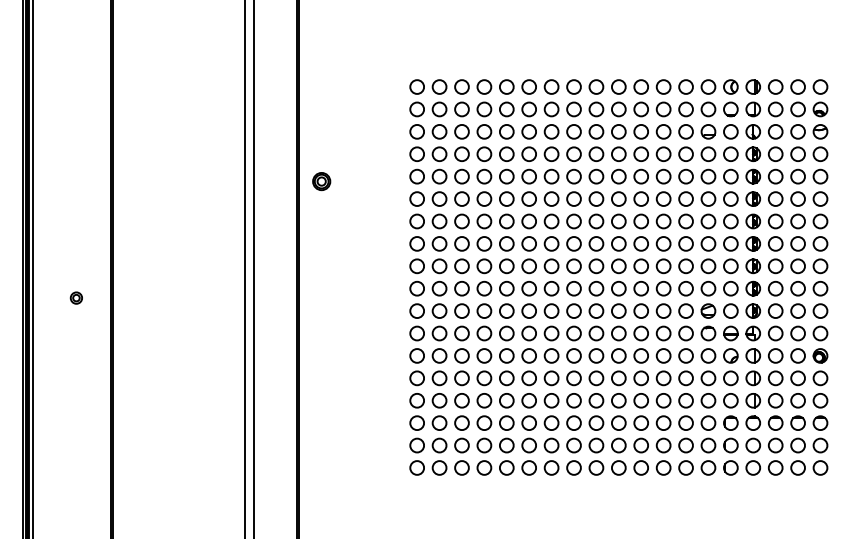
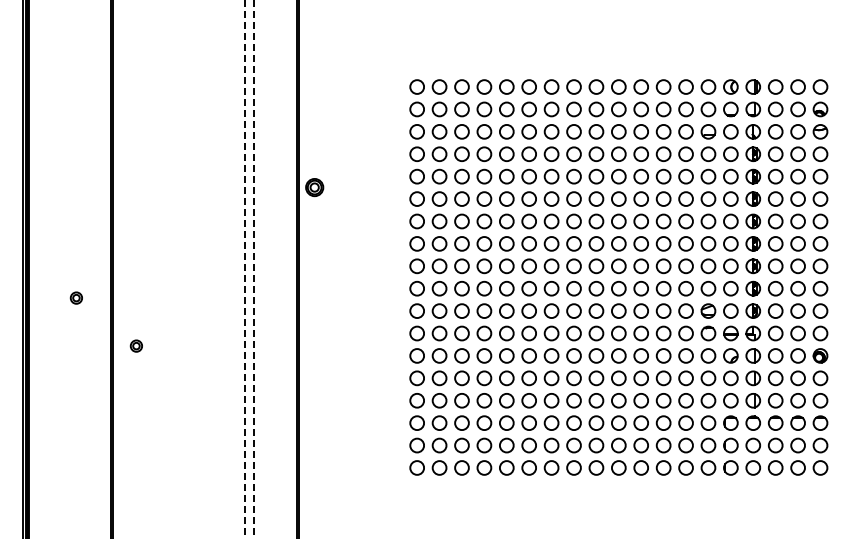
part position: (321, 181) -> (314, 187) (314, 187)
line: present -> none (32, 268)
line: solid -> dashed (245, 269)
line: solid -> dashed (253, 269)
part: none -> present (135, 345)
